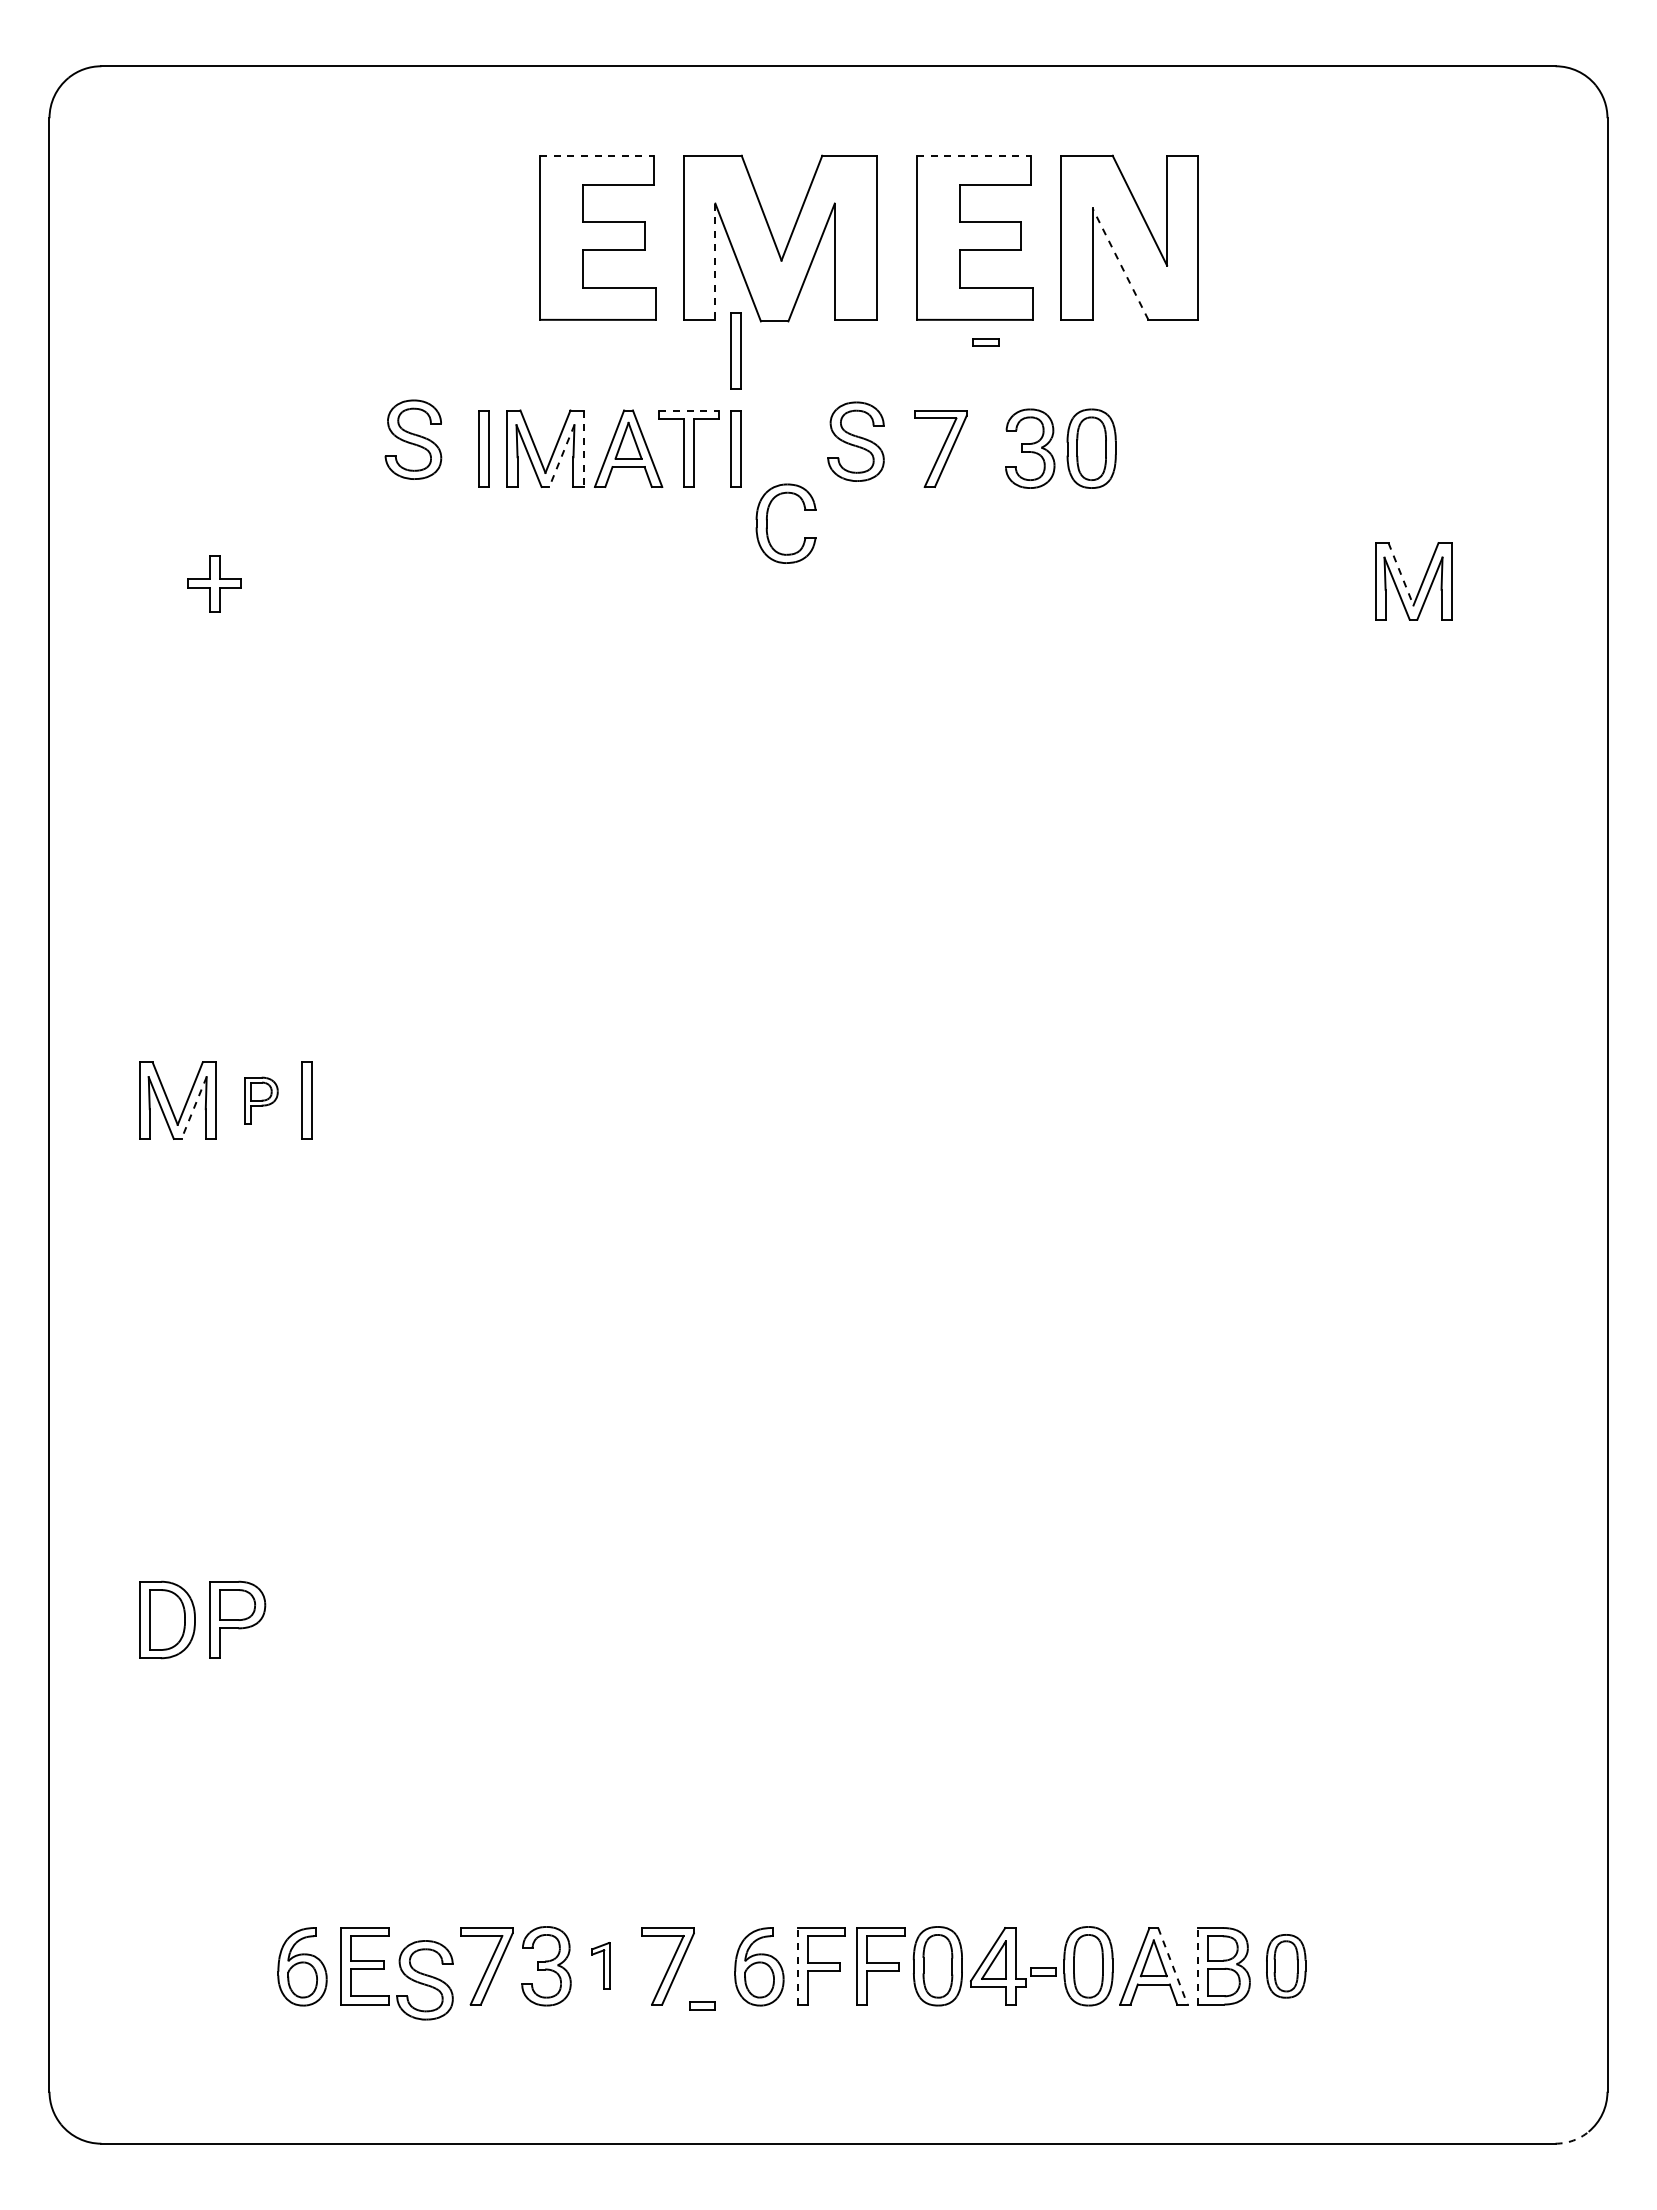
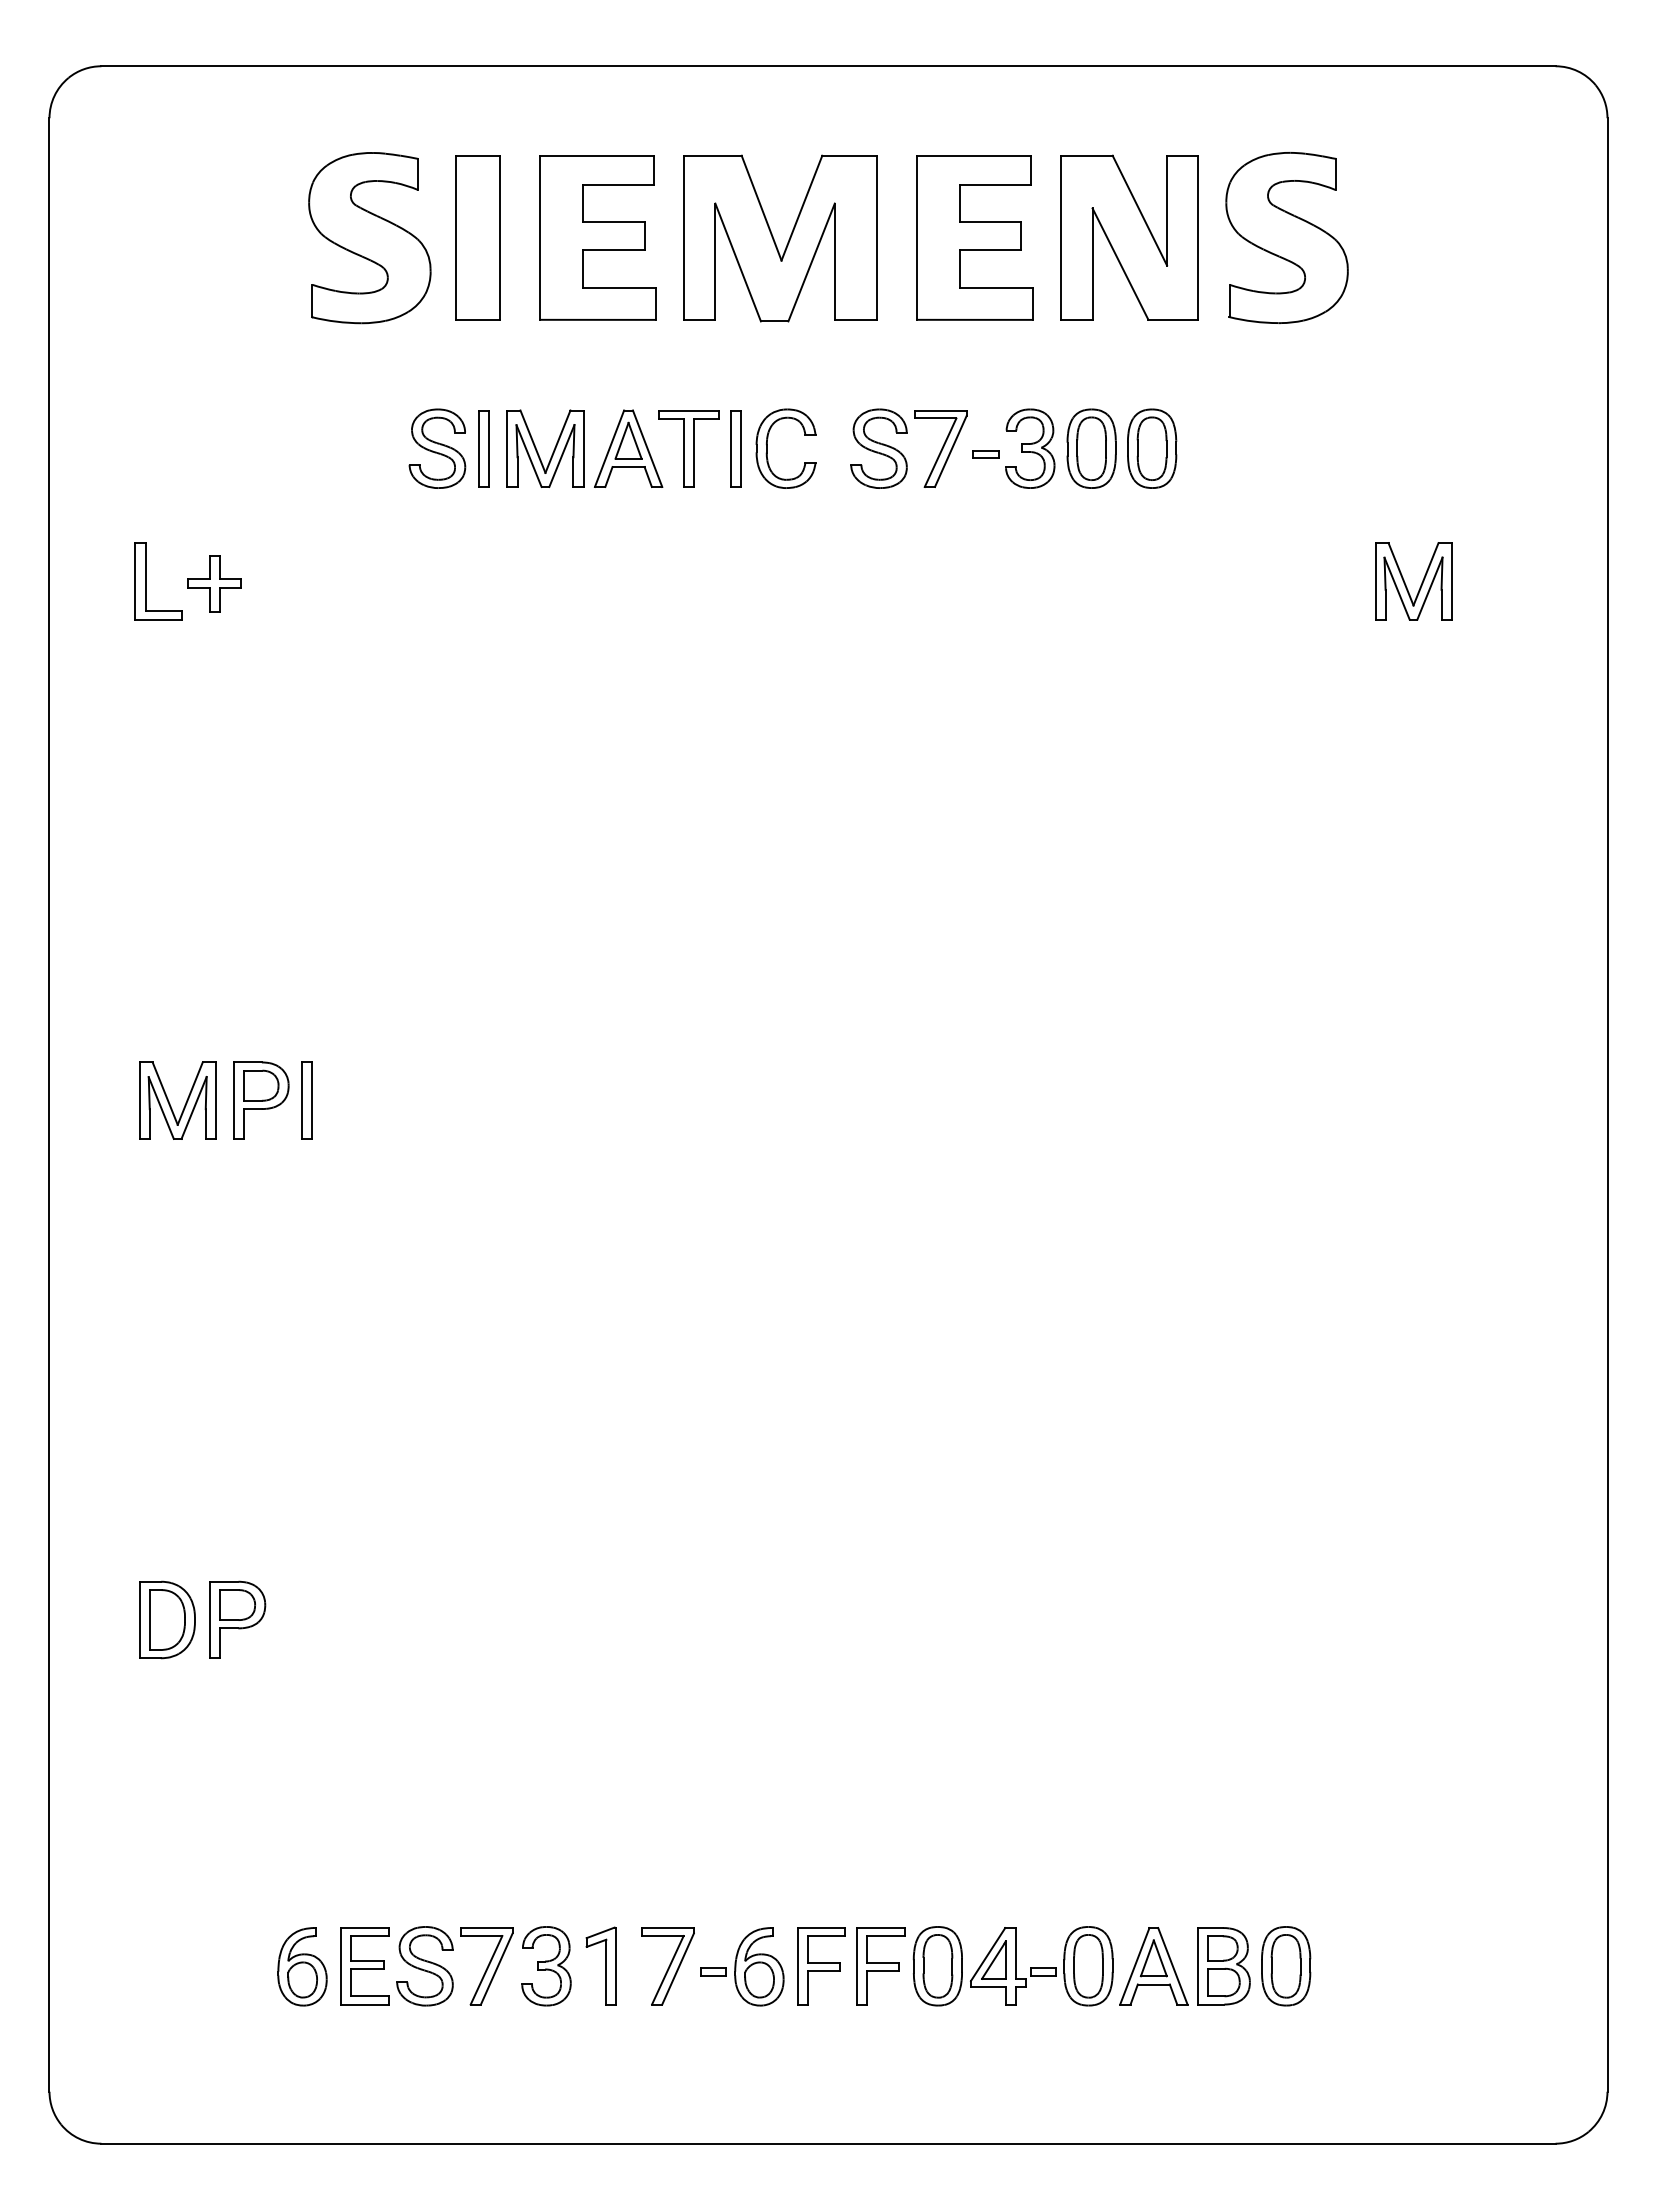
line: dashed -> solid (597, 155)
line: dashed -> solid (973, 155)
part: none -> present (477, 237)
part: none -> present (1286, 237)
part: none -> present (369, 238)
line: dashed -> solid (715, 262)
line: dashed -> solid (1120, 263)
part position: (985, 342) -> (985, 454) (985, 454)
part: present -> none (735, 350)
line: dashed -> solid (689, 410)
part position: (413, 439) -> (437, 448) (437, 448)
part position: (855, 441) -> (878, 448) (878, 448)
part: none -> present (1152, 448)
line: dashed -> solid (583, 449)
line: dashed -> solid (561, 456)
part position: (767, 523) -> (767, 448) (767, 448)
line: dashed -> solid (1401, 574)
part: none -> present (146, 581)
part size: 35x49 px -> 57x79 px (261, 1100)
line: dashed -> solid (193, 1108)
part size: 20x48 px -> 32x80 px (600, 1965)
line: dashed -> solid (797, 1965)
line: dashed -> solid (1197, 1965)
line: dashed -> solid (1172, 1966)
part size: 41x65 px -> 51x81 px (1286, 1966)
part position: (424, 1980) -> (424, 1966) (424, 1966)
part position: (702, 2005) -> (713, 1971) (713, 1971)
arc: dashed -> solid (1573, 2140)
